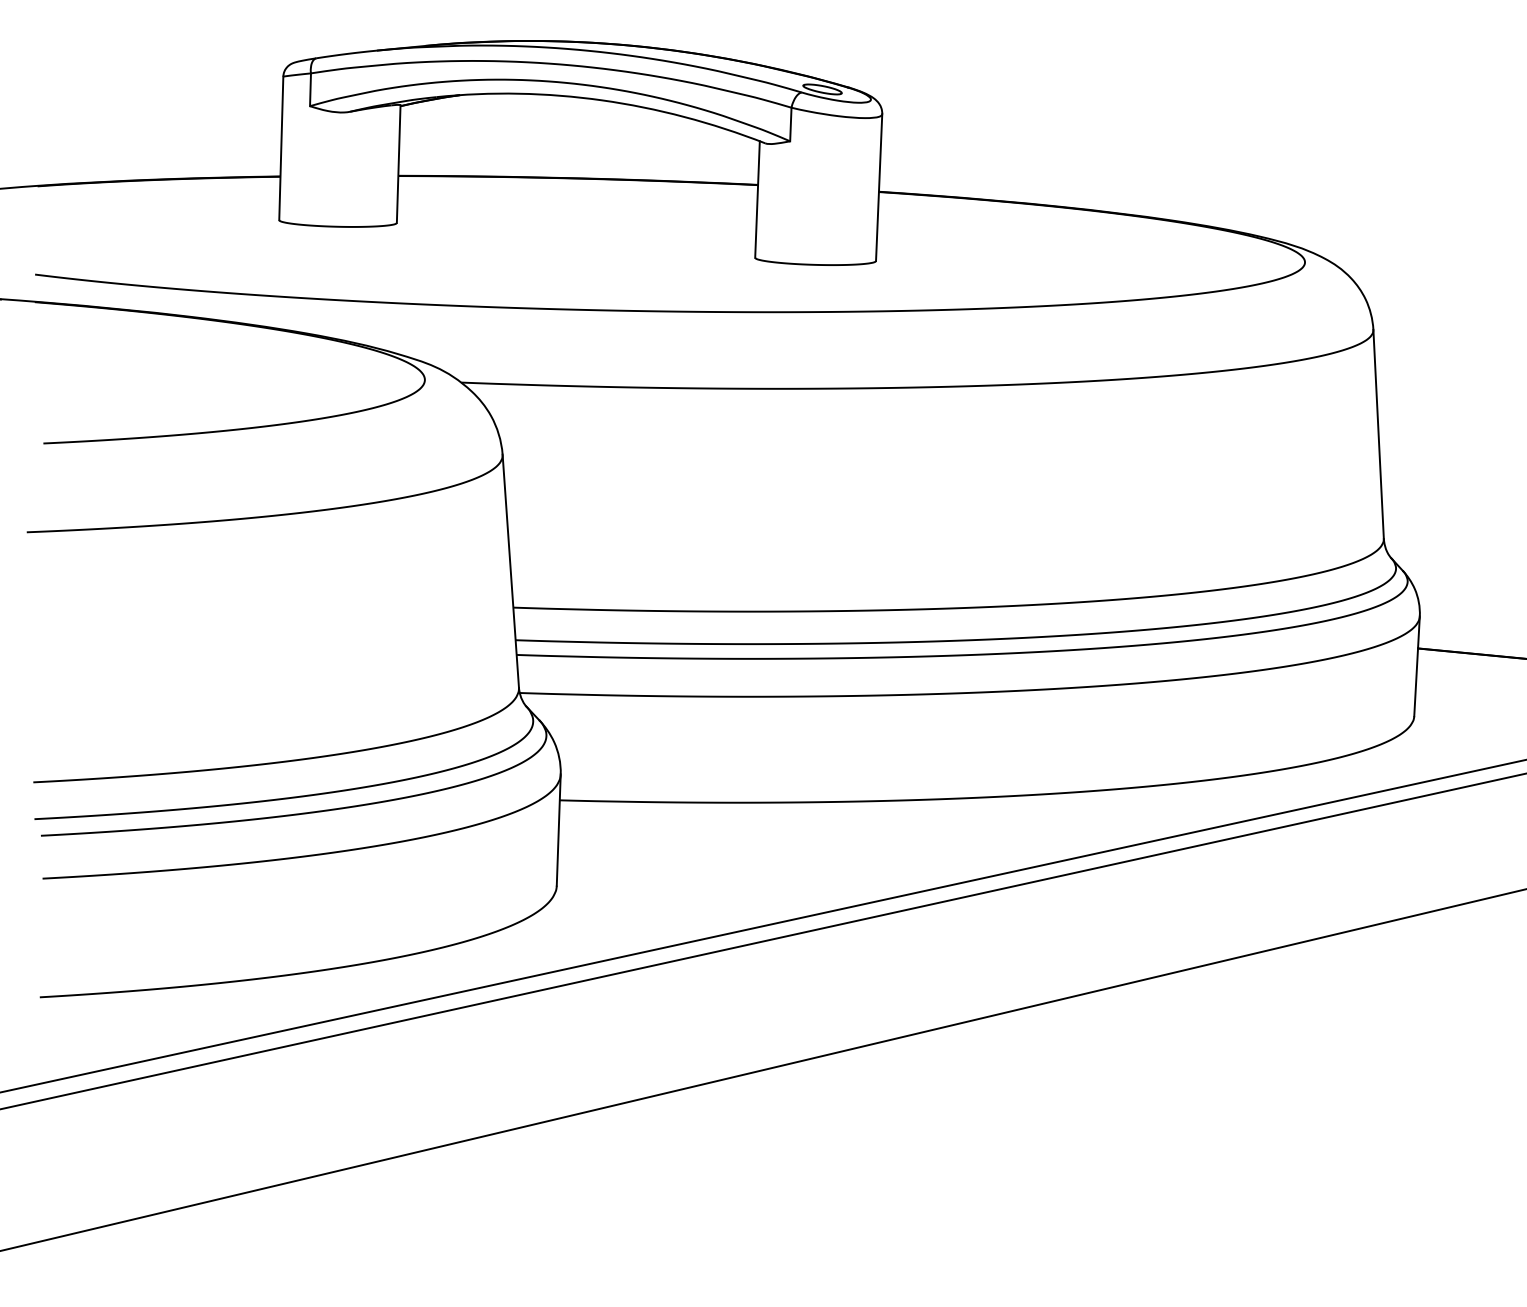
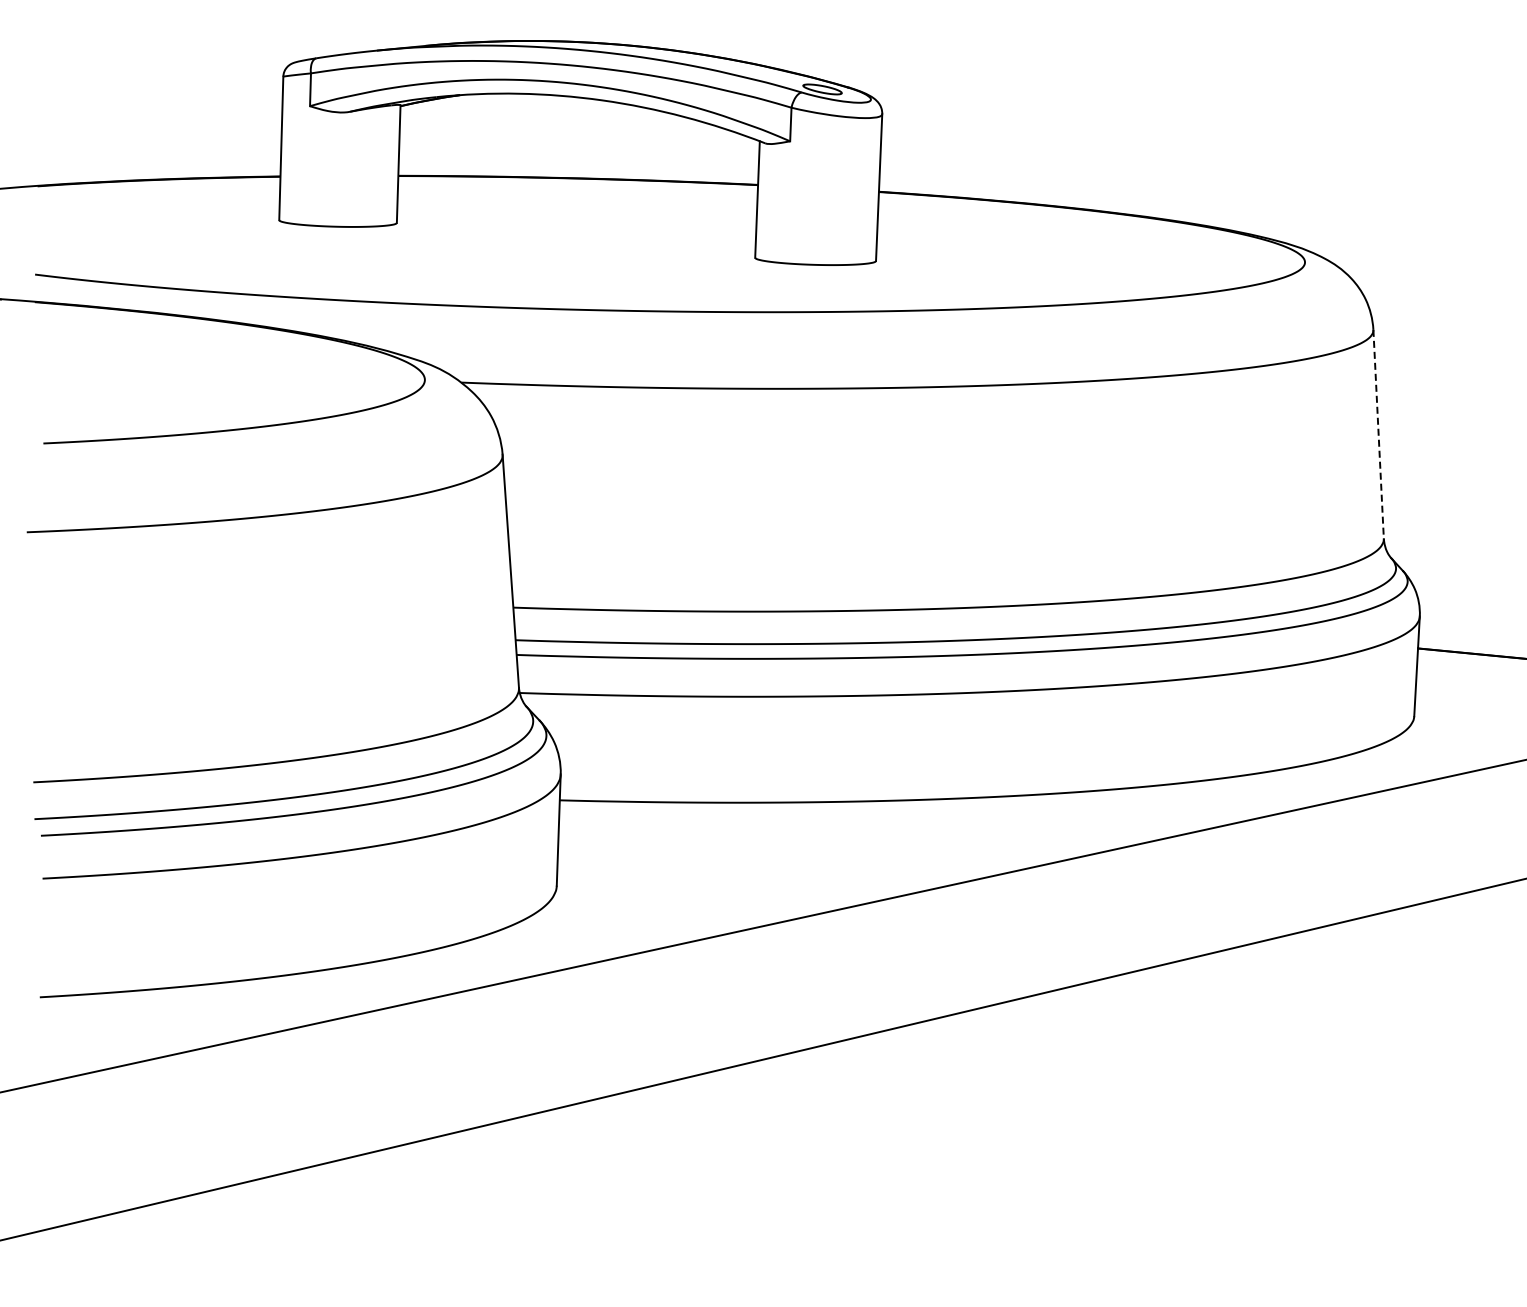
line: solid -> dashed (1378, 434)
line: present -> none (762, 941)
line position: (762, 1069) -> (762, 1059) (762, 1059)
